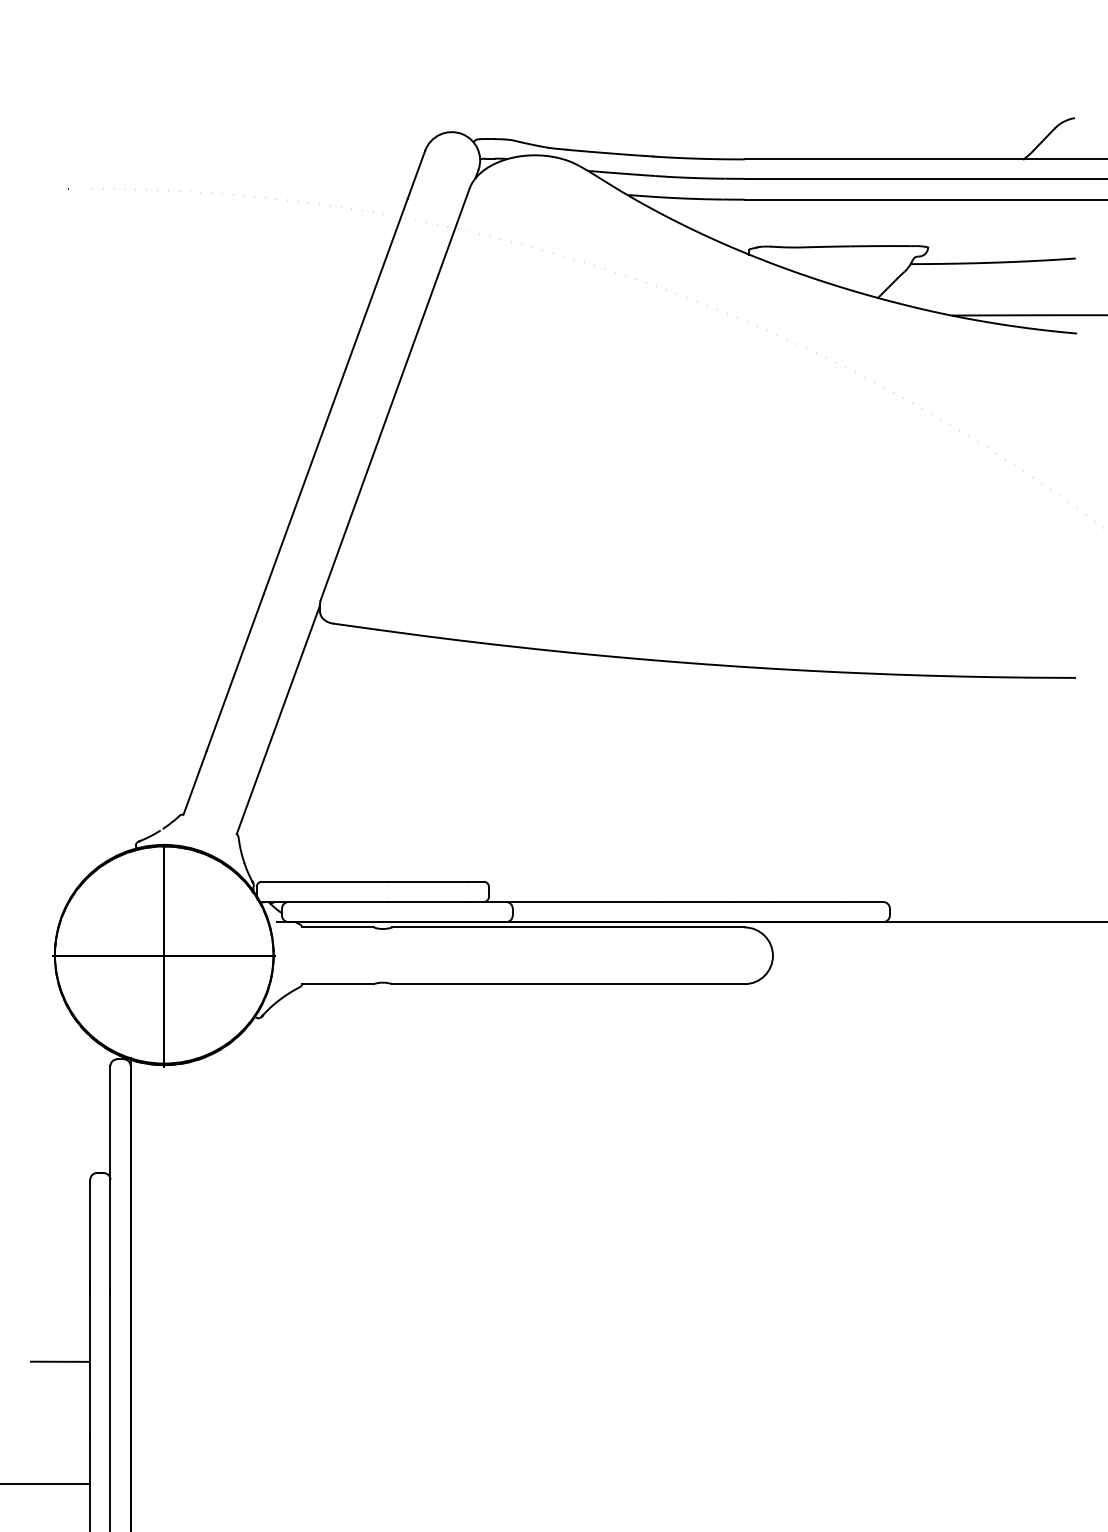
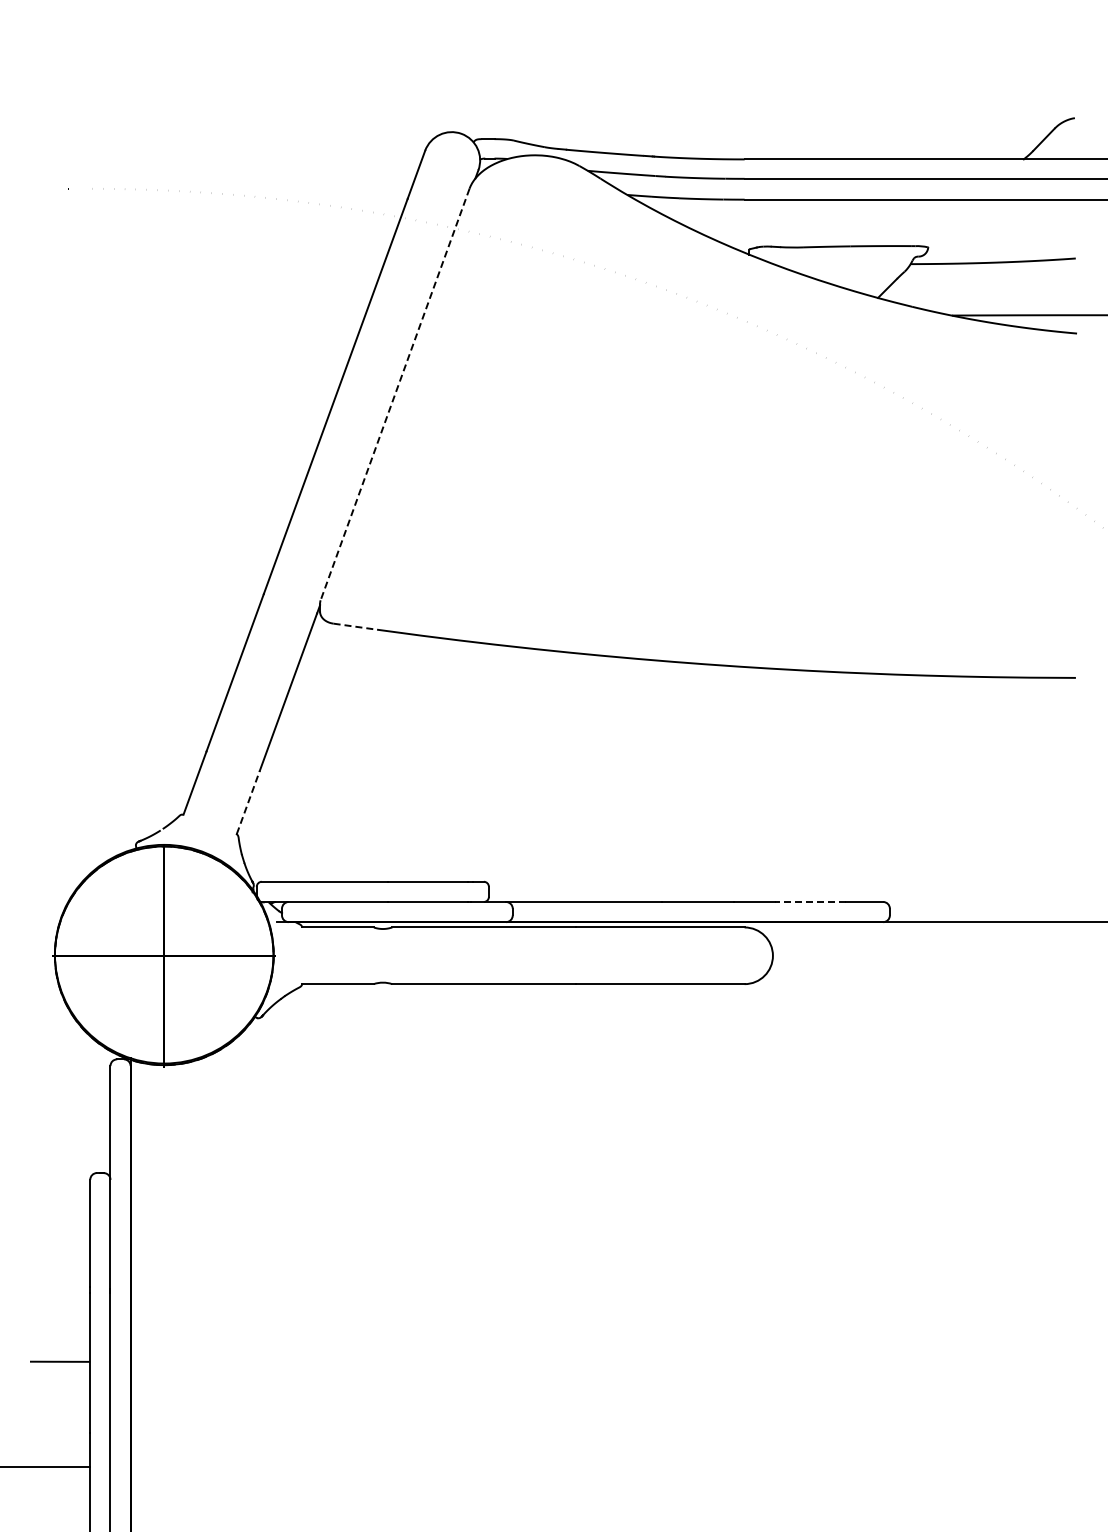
line: solid -> dashed (395, 394)
line: solid -> dashed (355, 626)
line: solid -> dashed (248, 802)
line: solid -> dashed (809, 901)
line position: (46, 1483) -> (46, 1466) (46, 1466)
